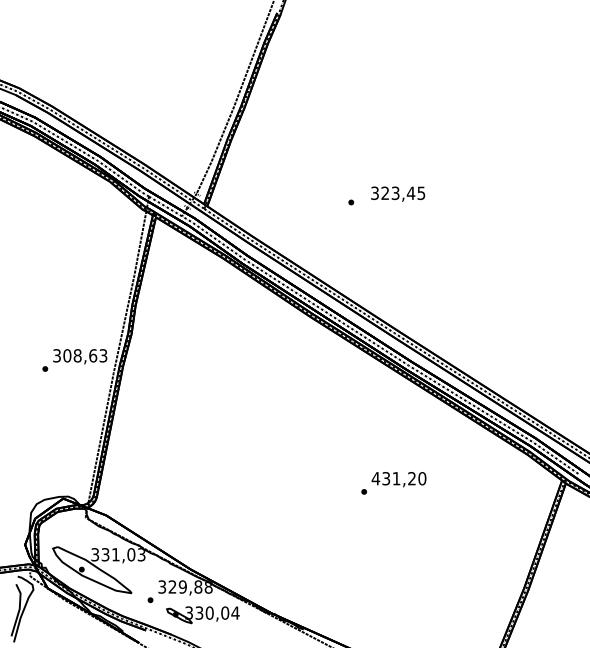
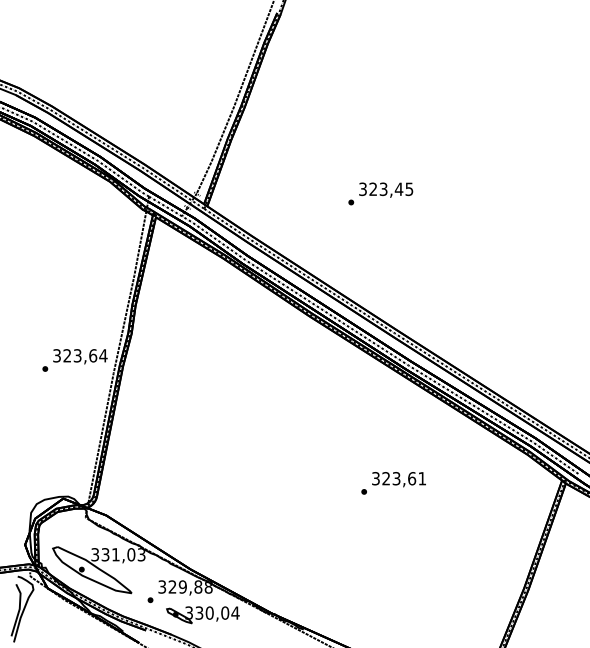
text position: (398, 193) -> (386, 189) (386, 189)
text: 308,63 -> 323,64 (85, 355)
text: 431,20 -> 323,61 (398, 478)
